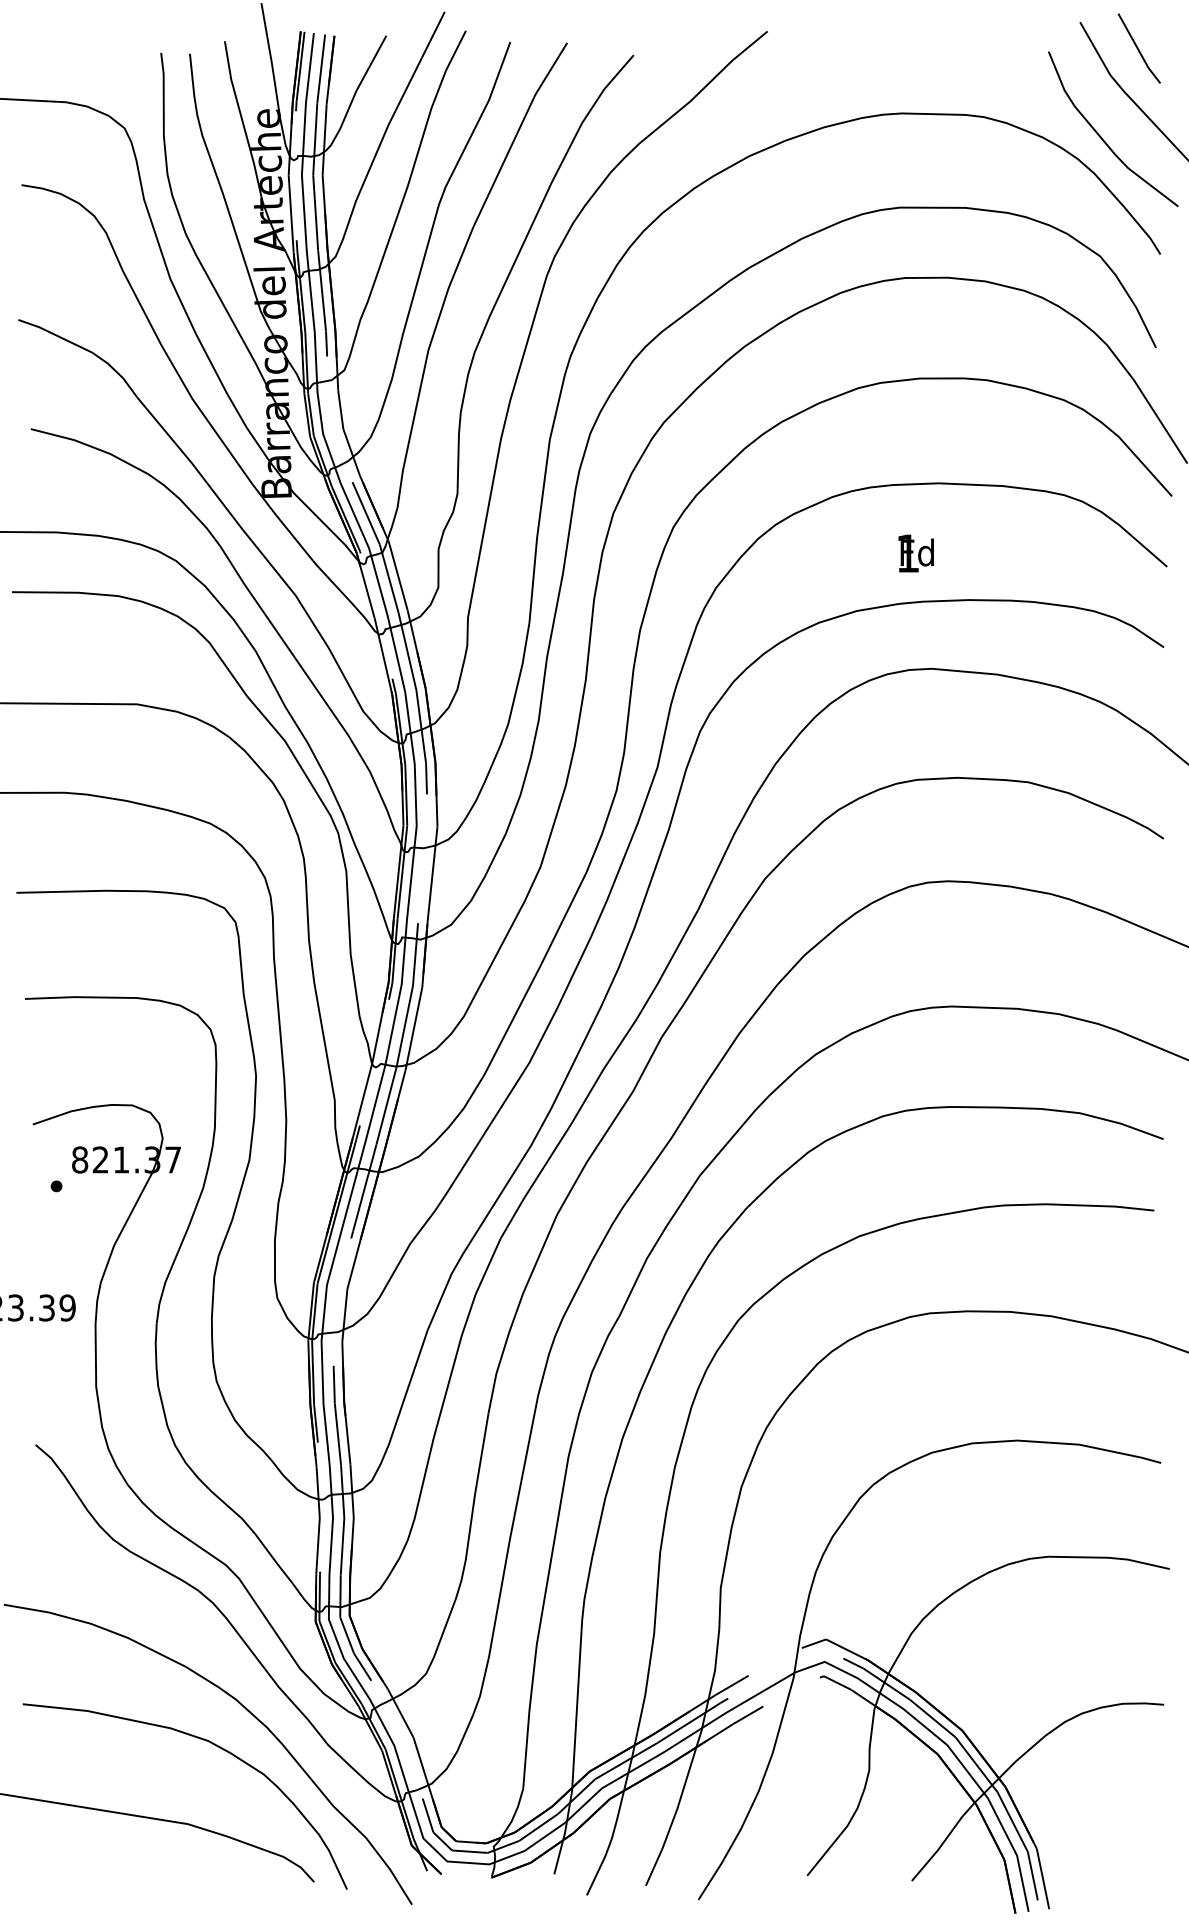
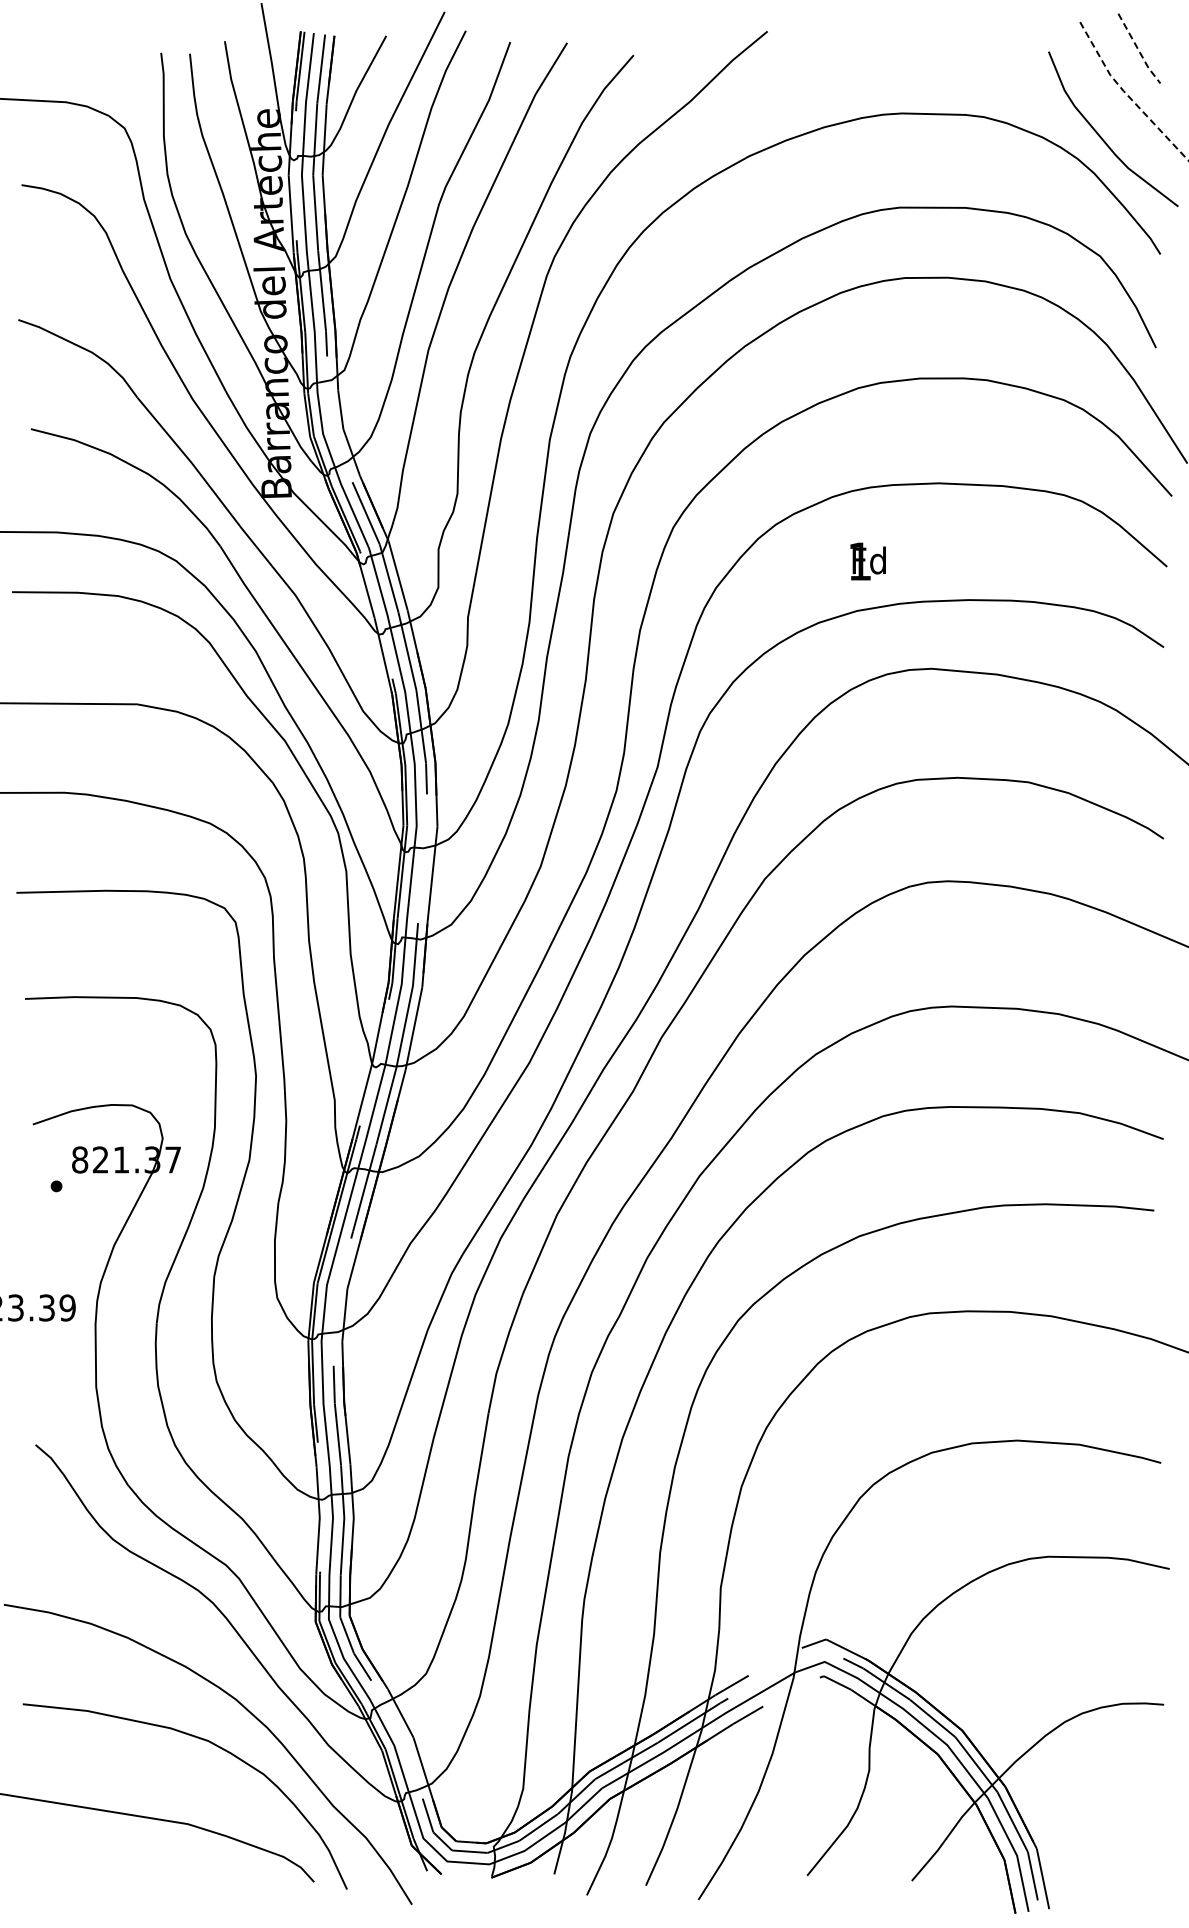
line: solid -> dashed (1138, 49)
line: solid -> dashed (1127, 95)
text position: (915, 553) -> (867, 561) (867, 561)
